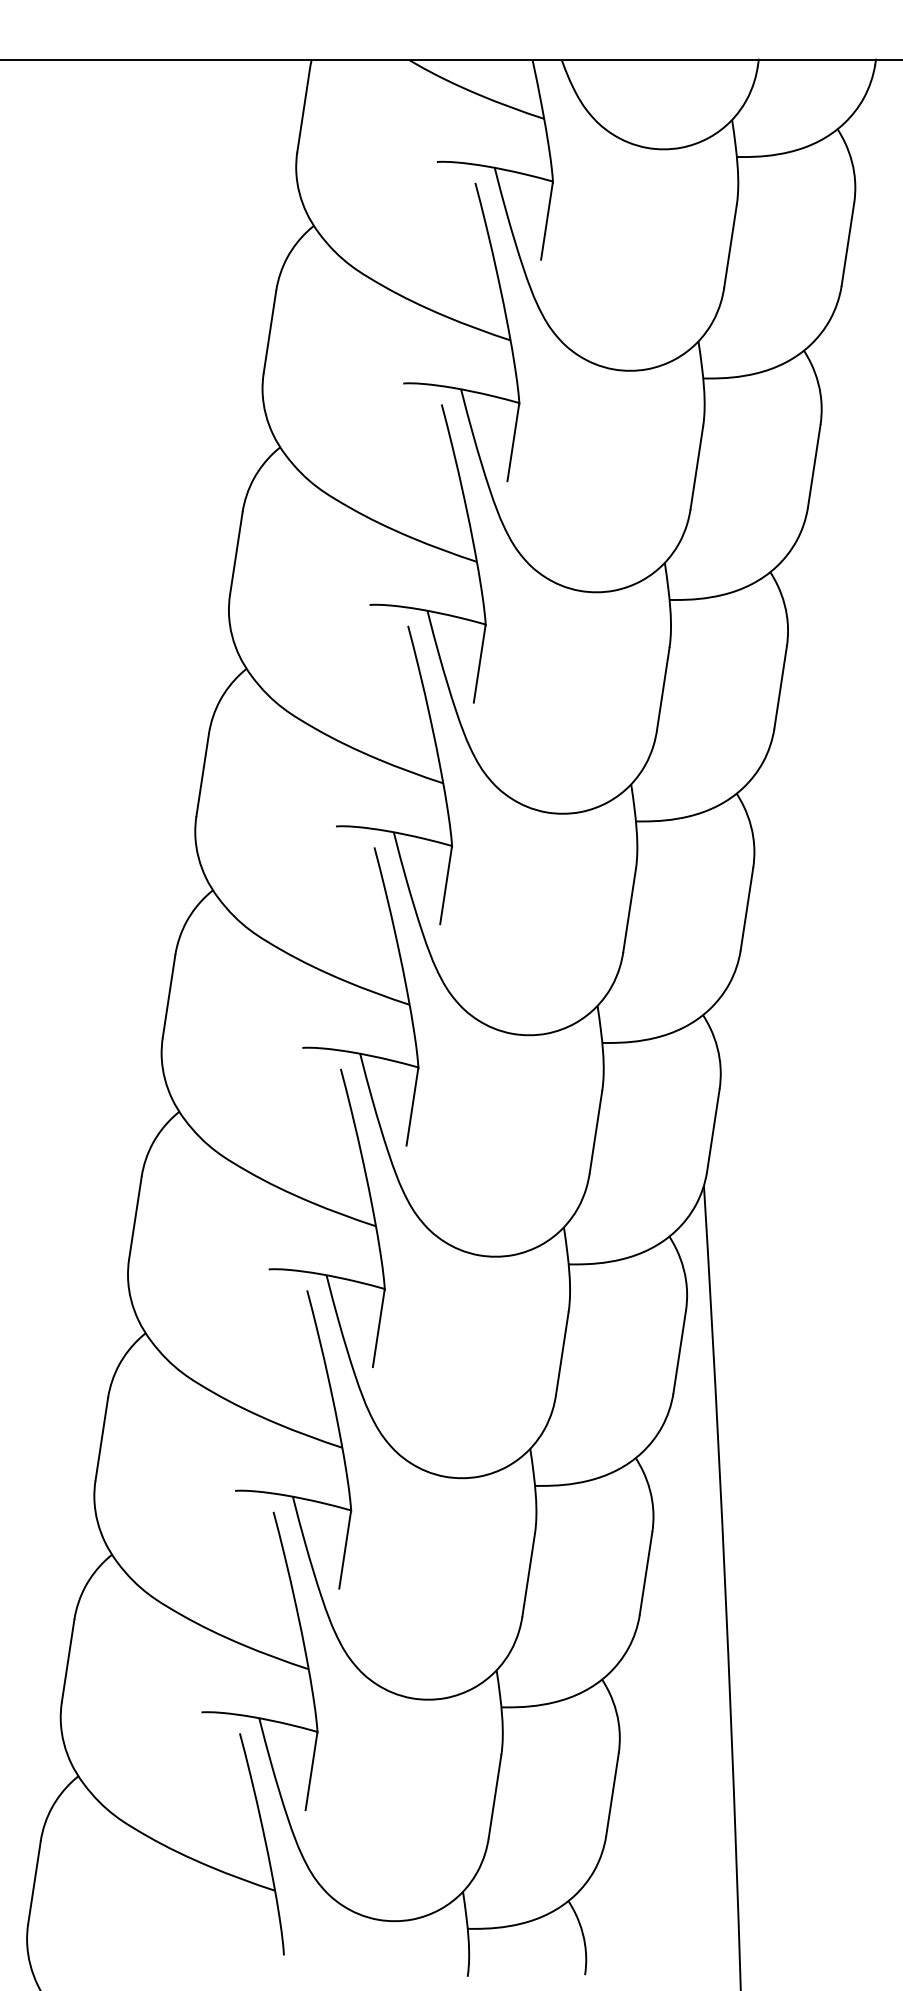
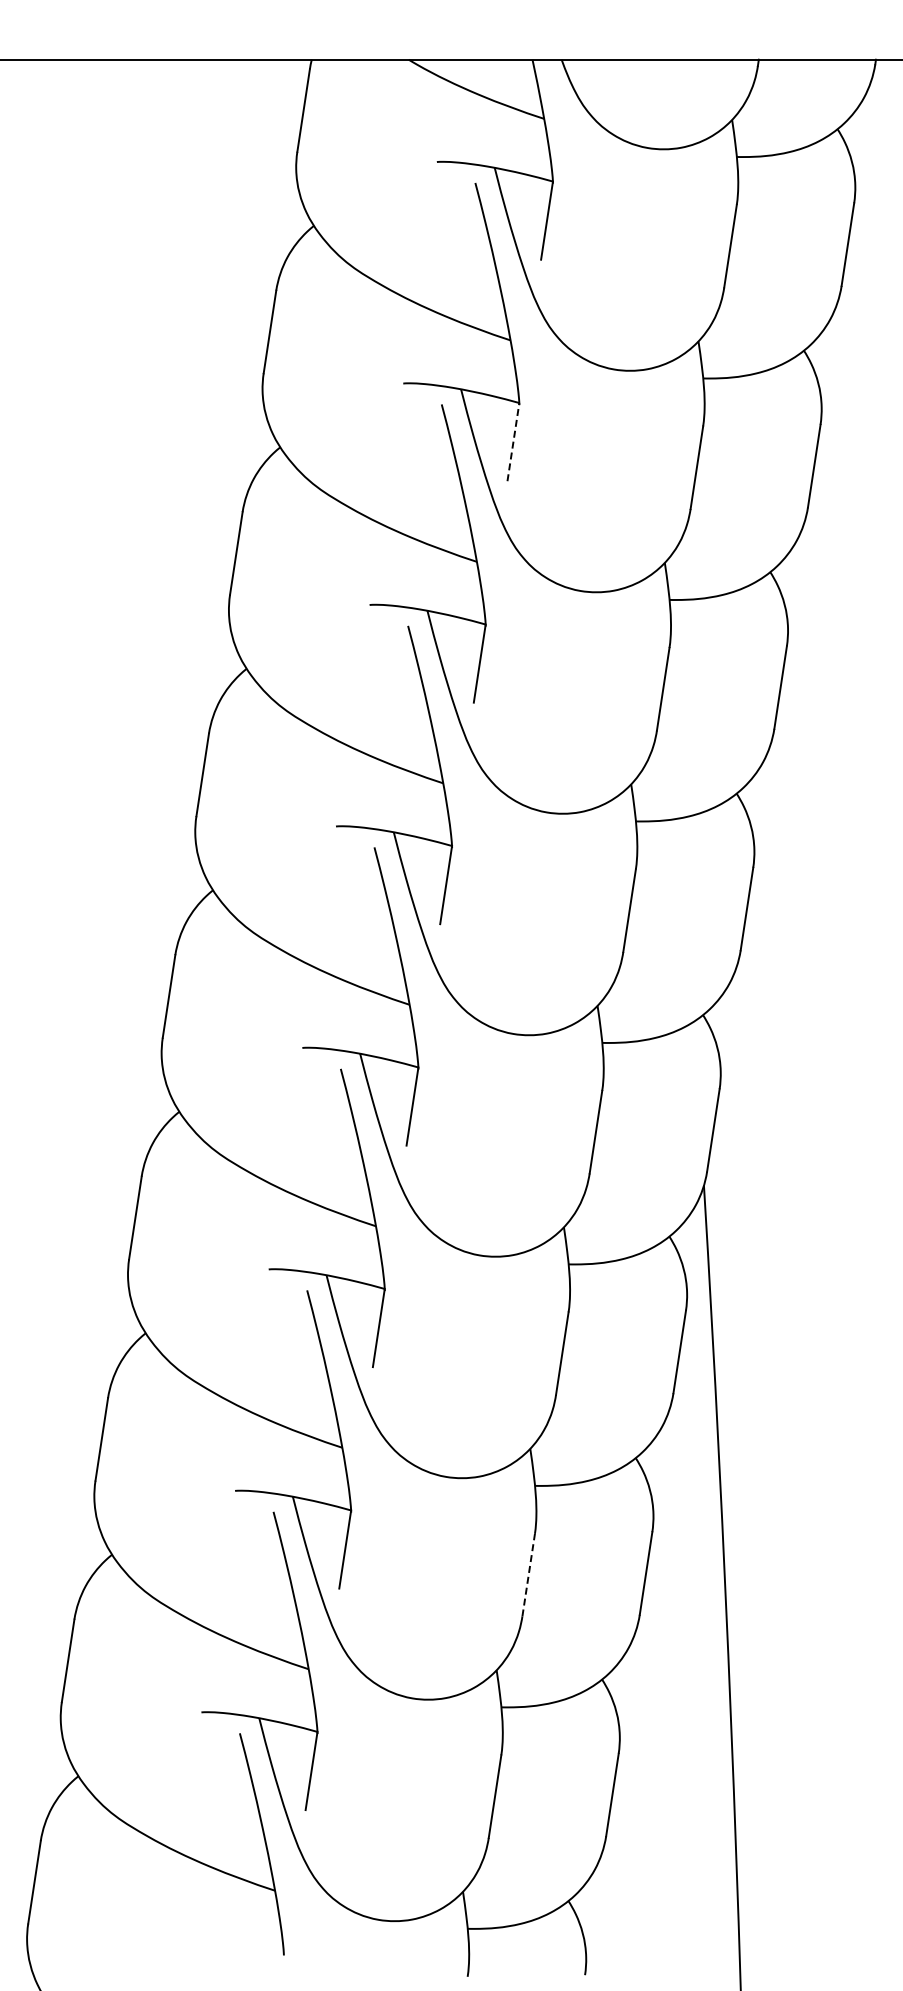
line: solid -> dashed (513, 441)
line: solid -> dashed (528, 1575)
